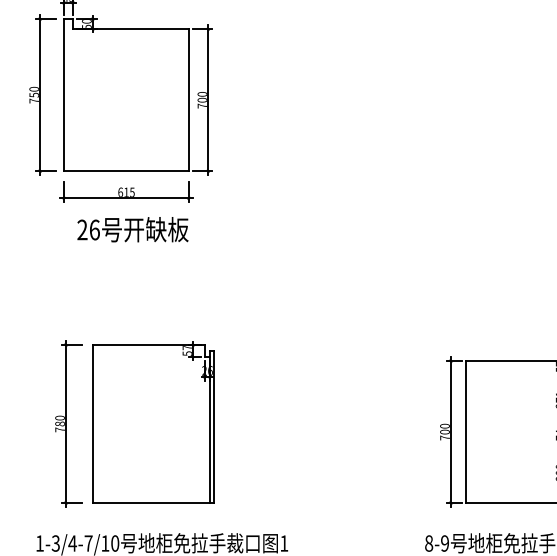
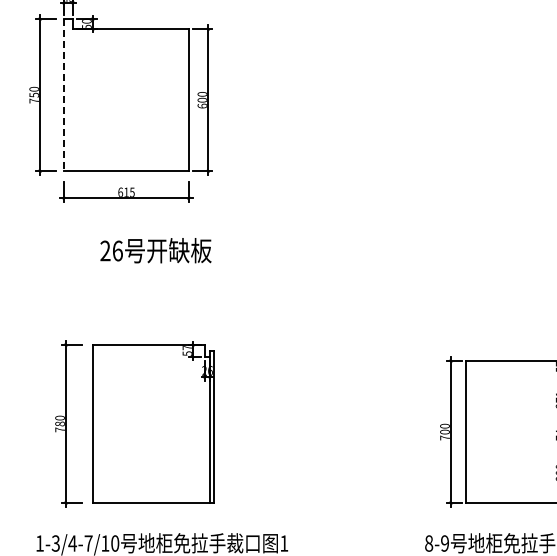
line: solid -> dashed (64, 95)
text: 700 -> 600 (201, 105)
text position: (132, 229) -> (155, 250) (155, 250)
